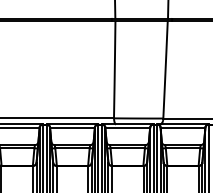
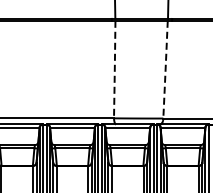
line: solid -> dashed (165, 69)
line: solid -> dashed (114, 70)
